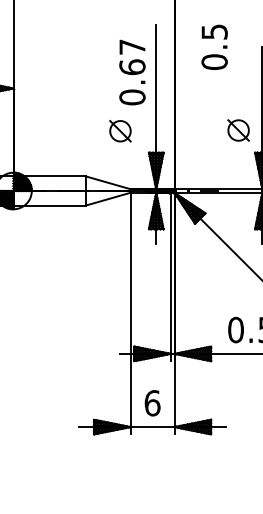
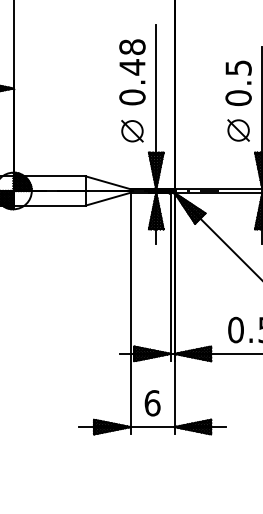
text position: (214, 46) -> (238, 82) (238, 82)
text: 0.67 -> 0.48 (132, 57)
part position: (120, 131) -> (132, 131) (132, 131)
